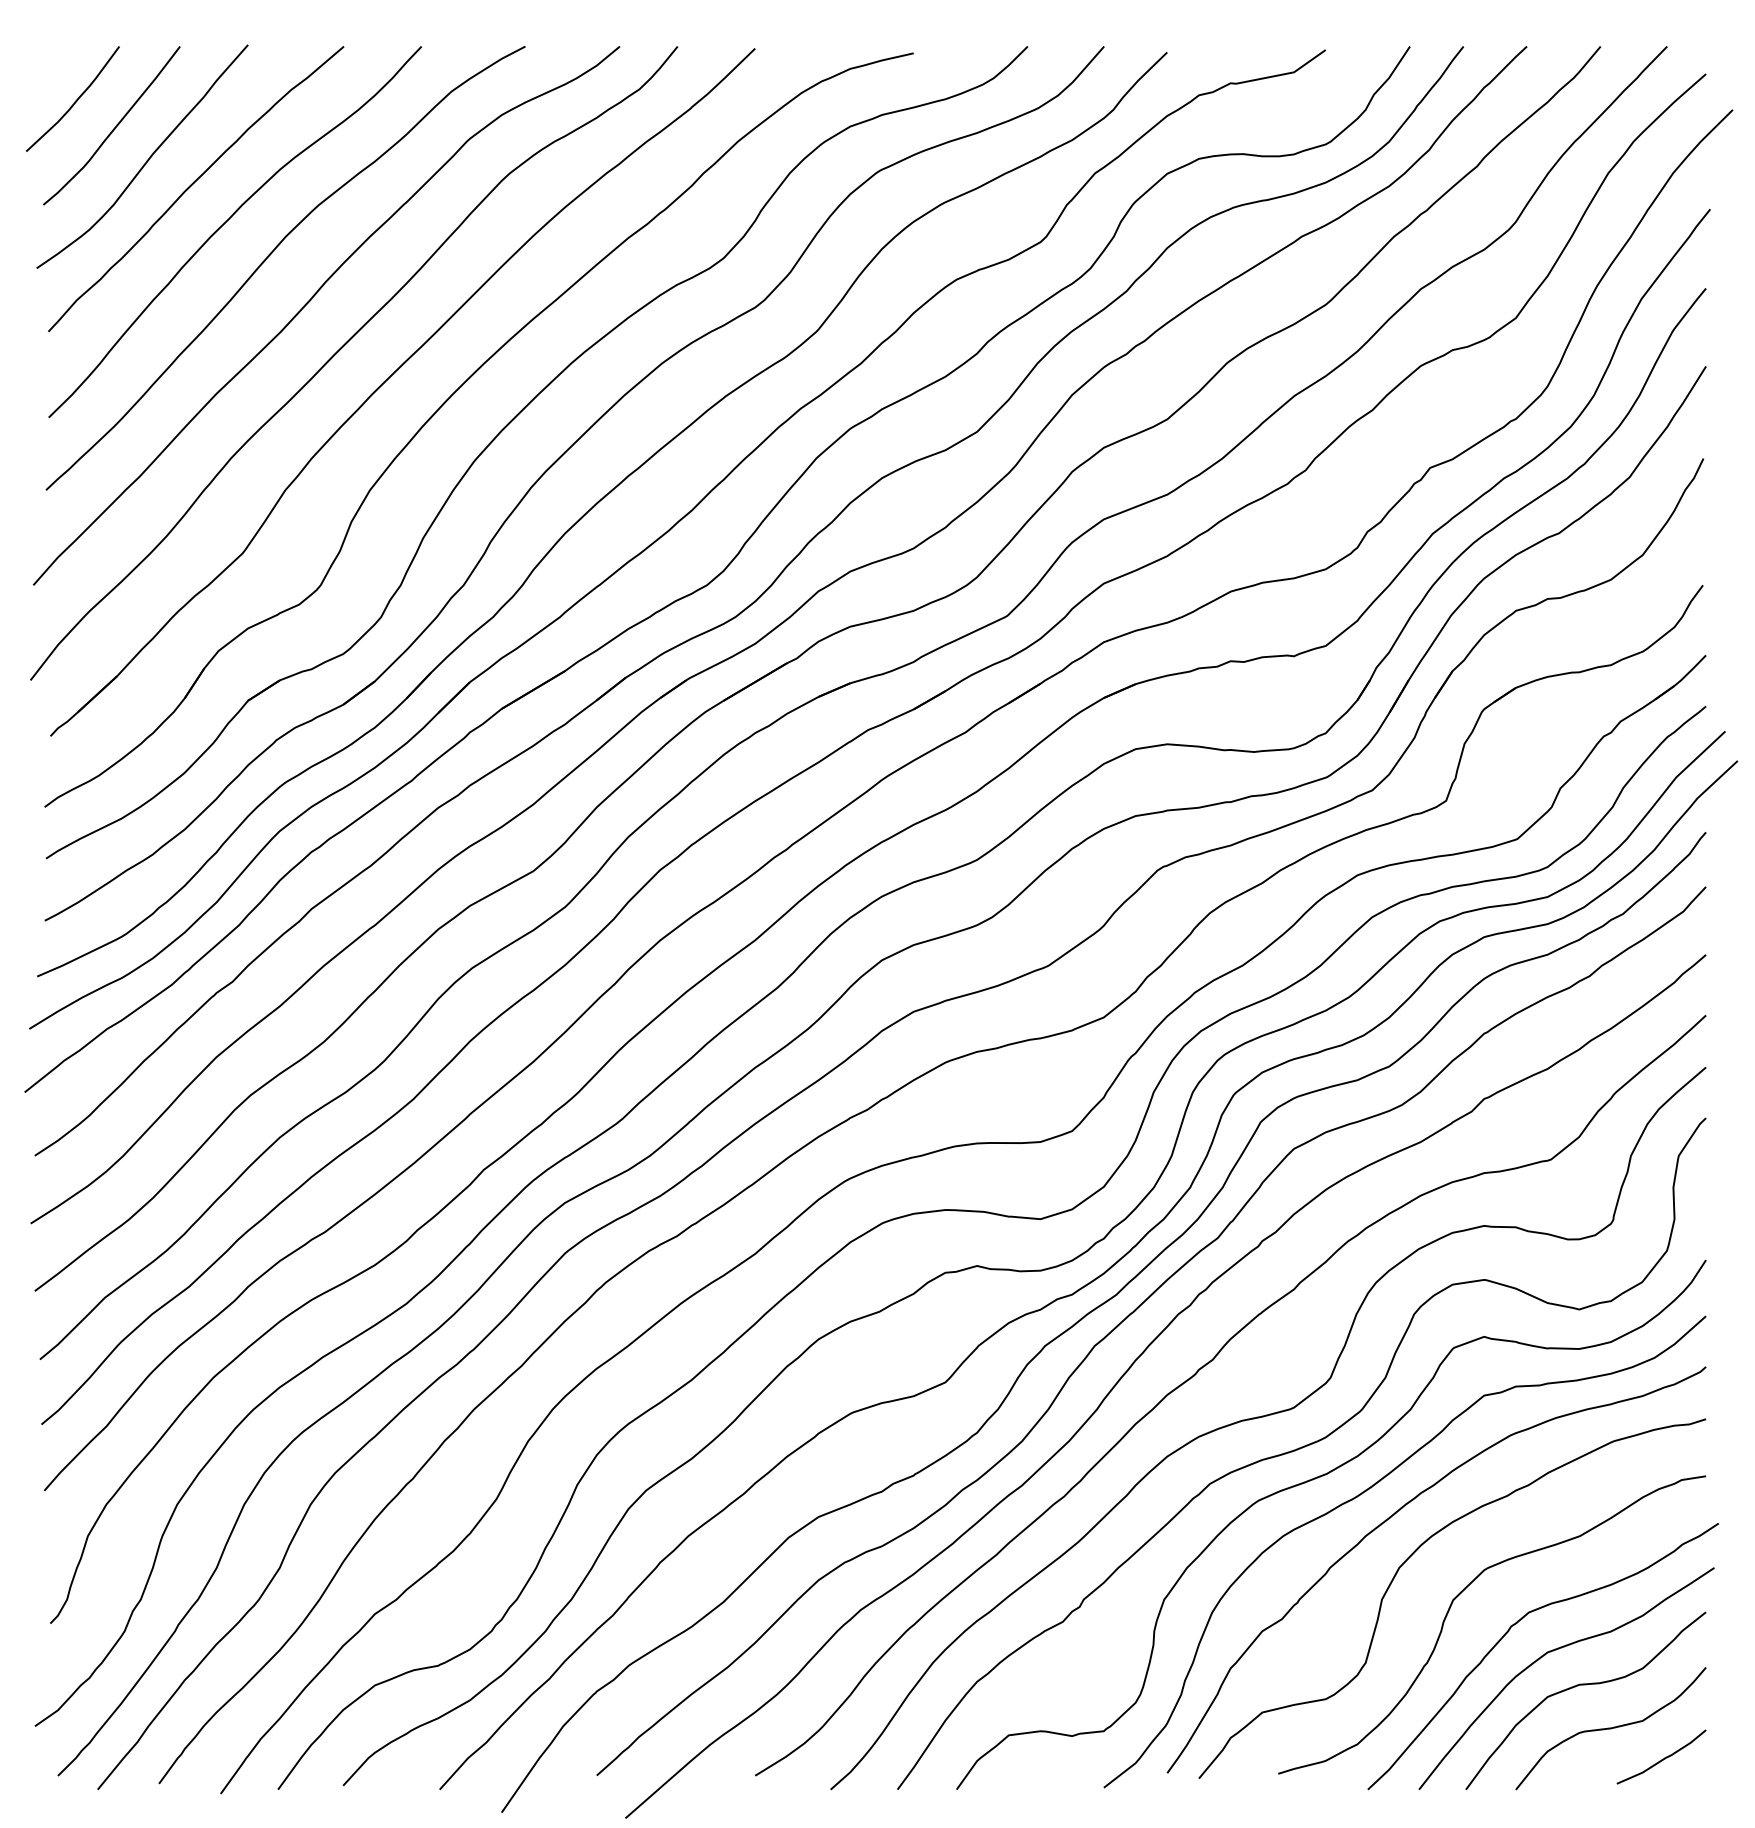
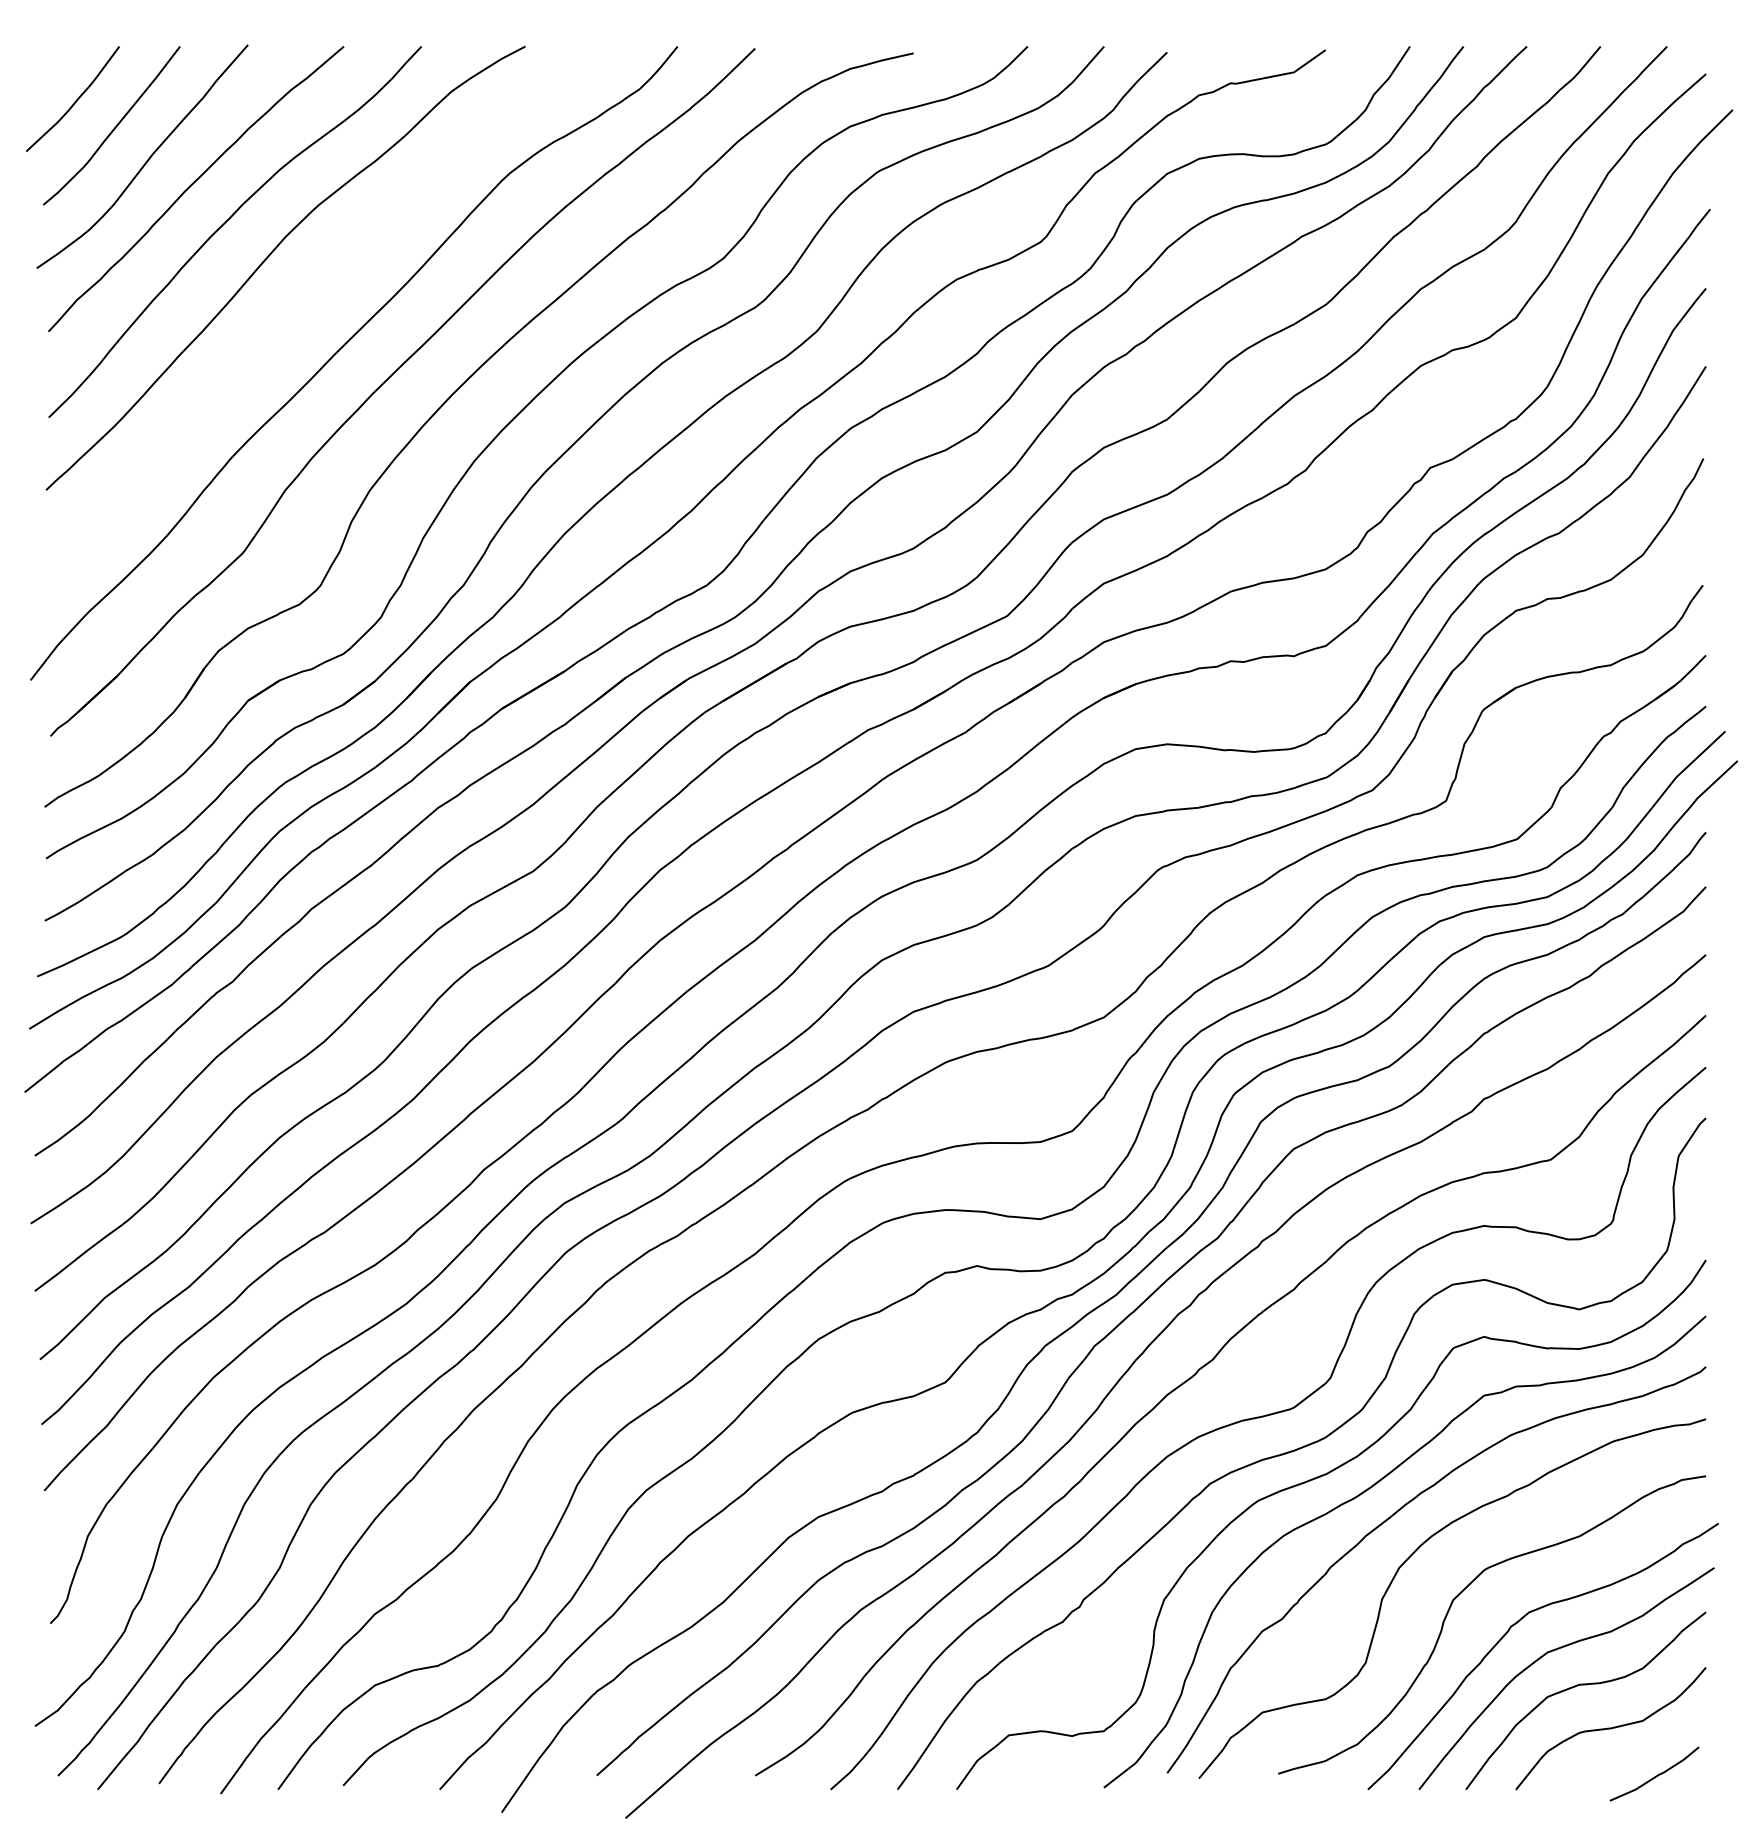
curve: present -> none (311, 300)
curve position: (1662, 1758) -> (1655, 1775) (1655, 1775)
